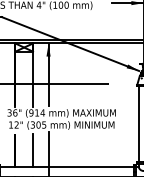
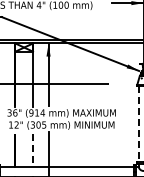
line: solid -> dashed (138, 123)
line: solid -> dashed (33, 150)
